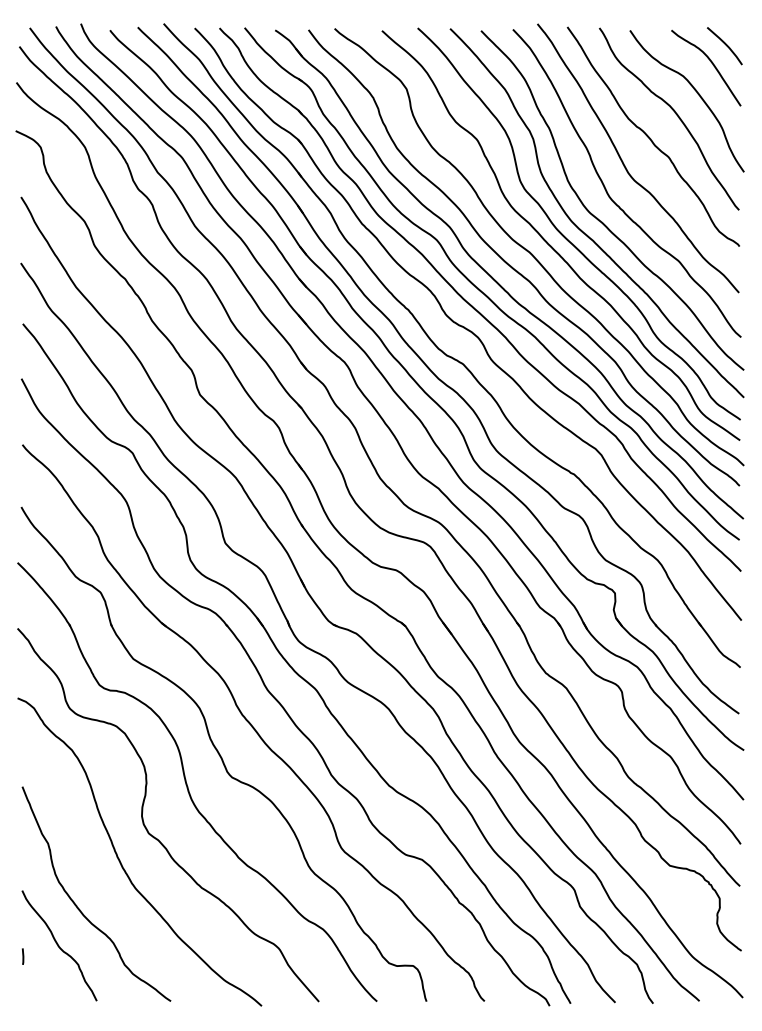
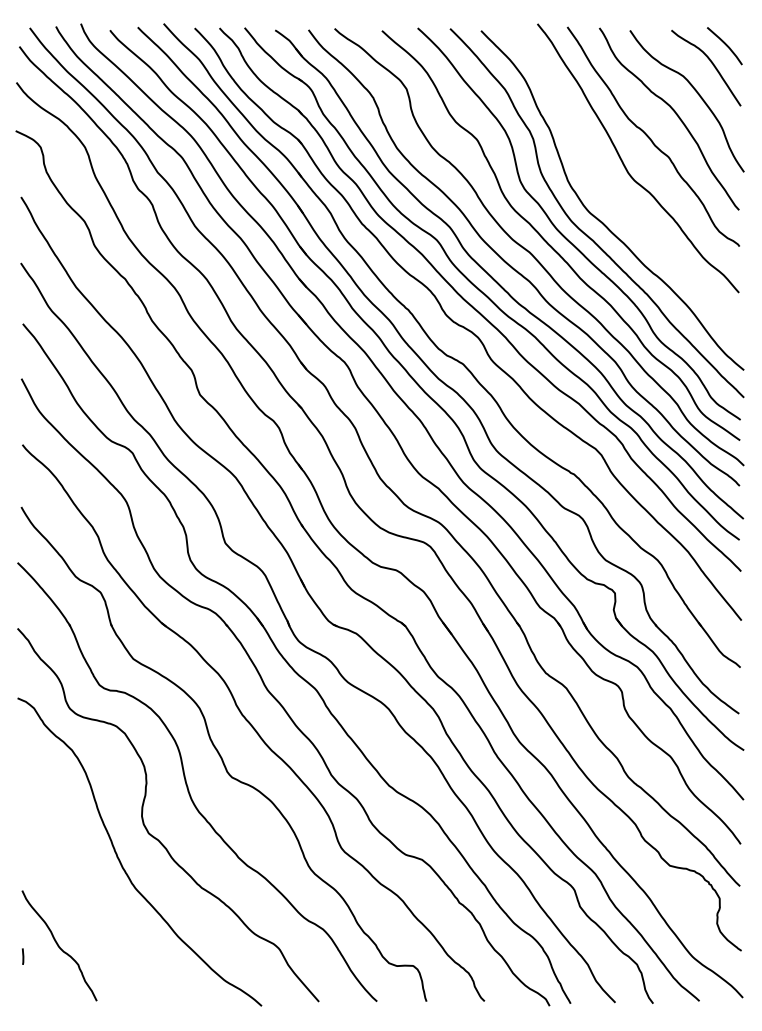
curve: present -> none (607, 190)
curve: present -> none (77, 905)
